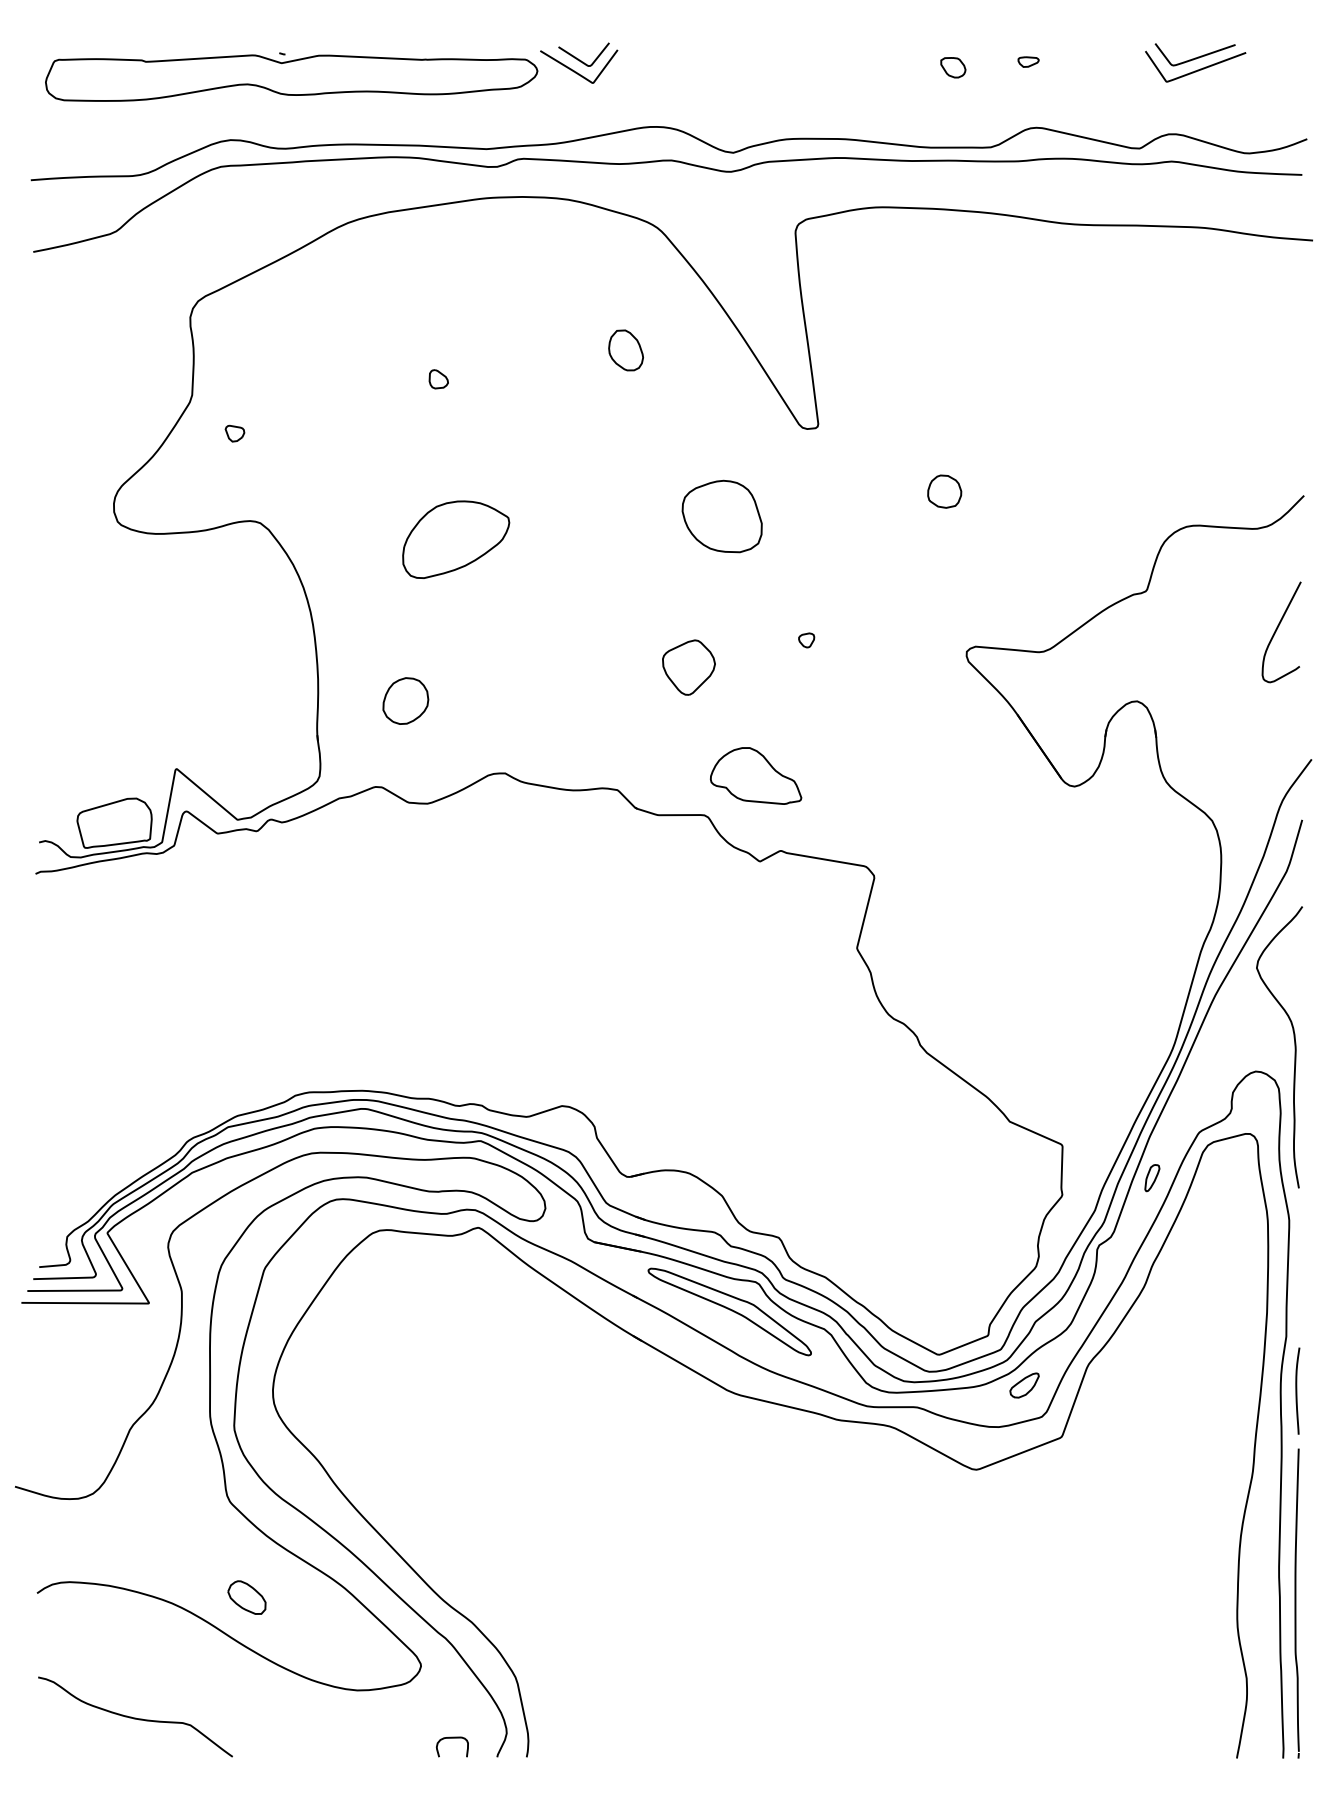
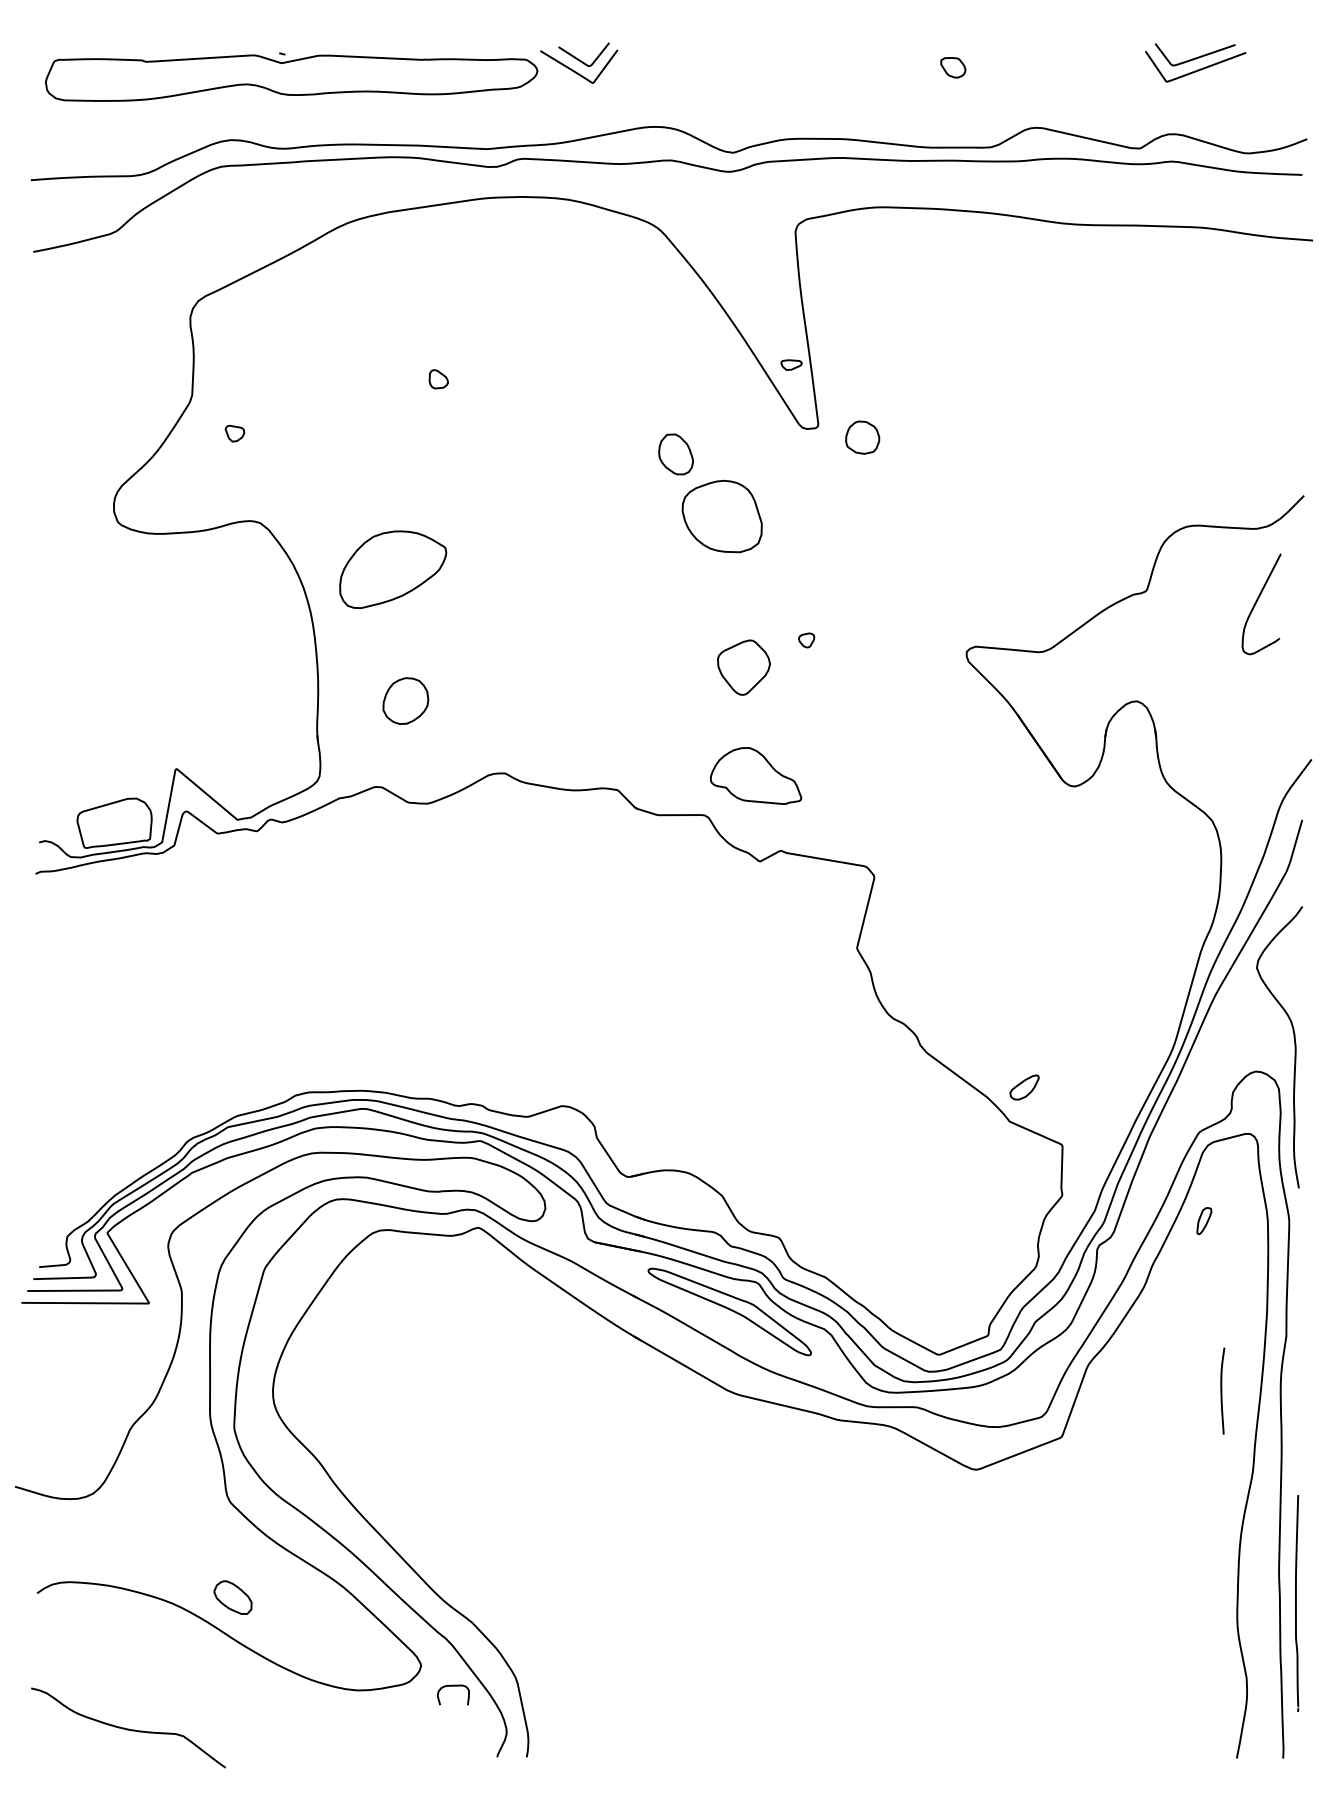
part position: (1028, 61) -> (791, 364) (791, 364)
part position: (625, 350) -> (675, 454) (675, 454)
part position: (944, 491) -> (862, 437) (862, 437)
part position: (456, 539) -> (393, 569) (393, 569)
curve position: (1278, 628) -> (1258, 600) (1258, 600)
part position: (688, 667) -> (743, 667) (743, 667)
part position: (1152, 1178) -> (1204, 1221) (1204, 1221)
part position: (1024, 1385) -> (1024, 1087) (1024, 1087)
curve position: (1297, 1390) -> (1222, 1390) (1222, 1390)
part position: (246, 1597) -> (232, 1597) (232, 1597)
part size: 6x311 px -> 5x217 px (1297, 1603)
curve position: (135, 1717) -> (128, 1728) (128, 1728)
curve position: (452, 1738) -> (453, 1686) (453, 1686)
